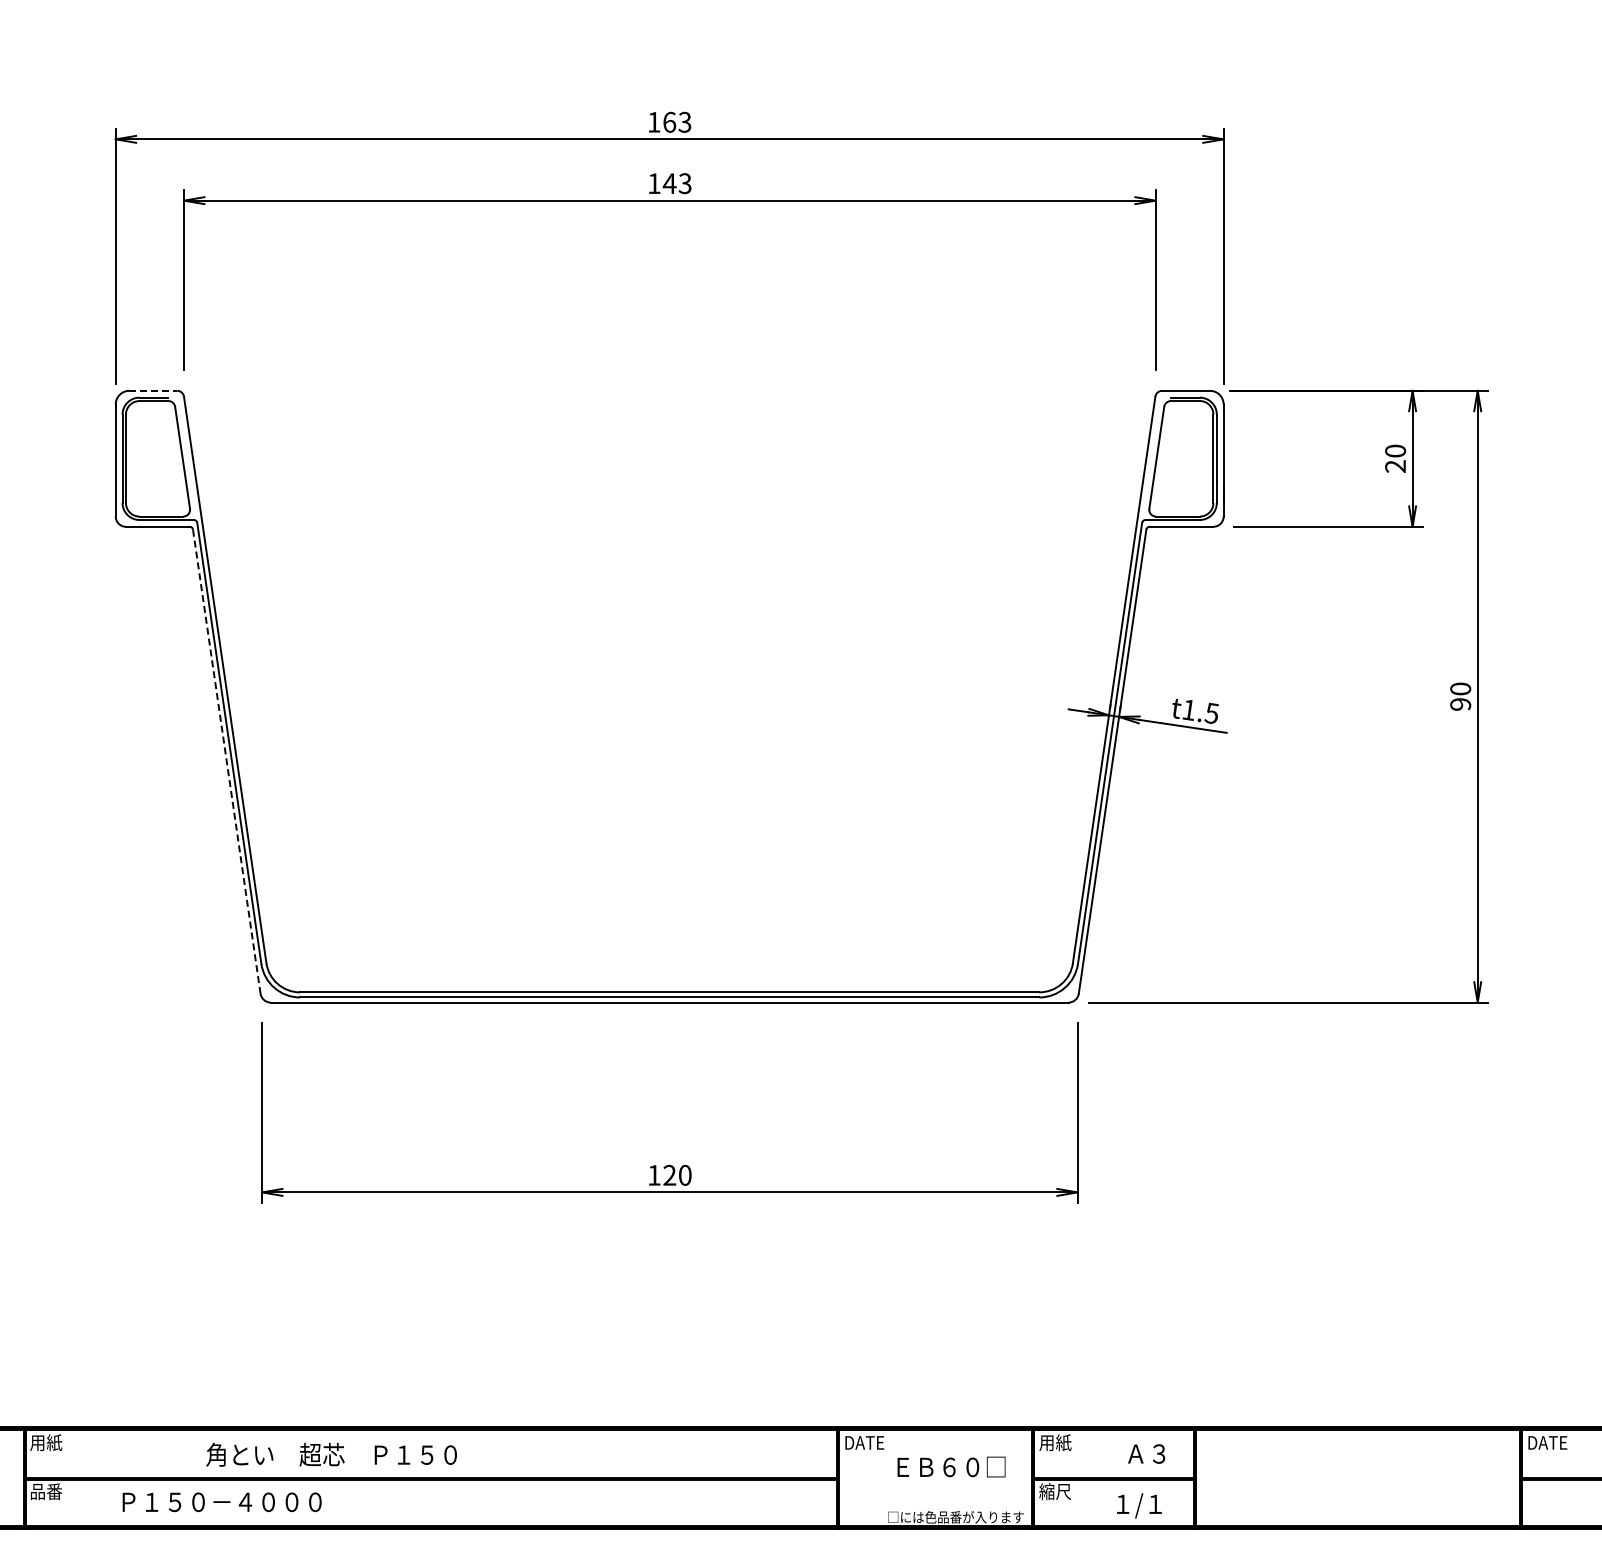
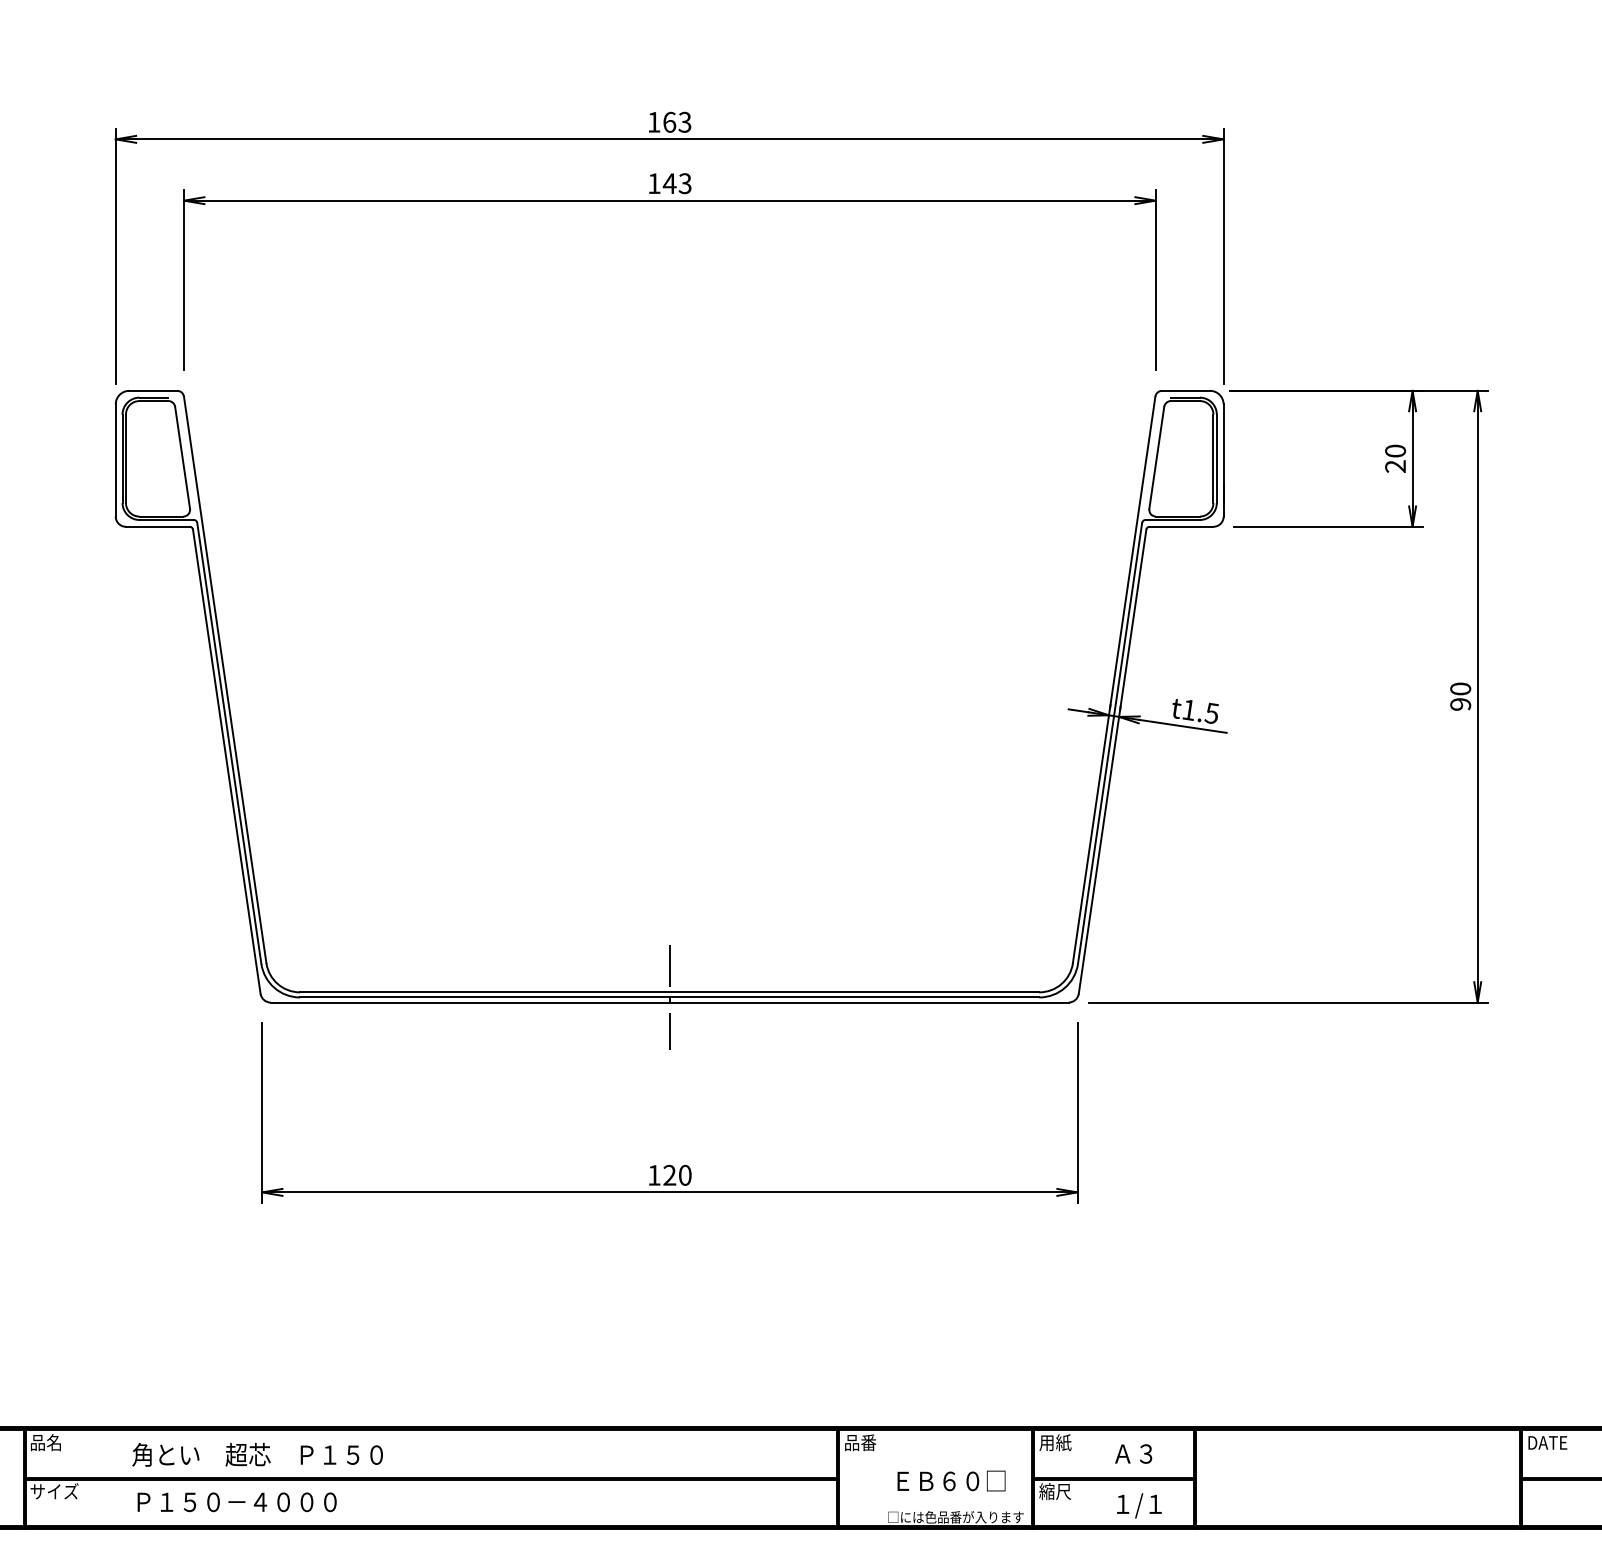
line: dashed -> solid (153, 390)
line: dashed -> solid (226, 761)
line: none -> present (669, 997)
text: 用紙 -> 品名 (46, 1442)
text: DATE -> 品番 (864, 1442)
text position: (1146, 1453) -> (1133, 1453) (1133, 1453)
text position: (331, 1454) -> (257, 1454) (257, 1454)
text position: (951, 1466) -> (951, 1480) (951, 1480)
text: 品番 -> サイズ (54, 1491)
text position: (221, 1502) -> (236, 1502) (236, 1502)
